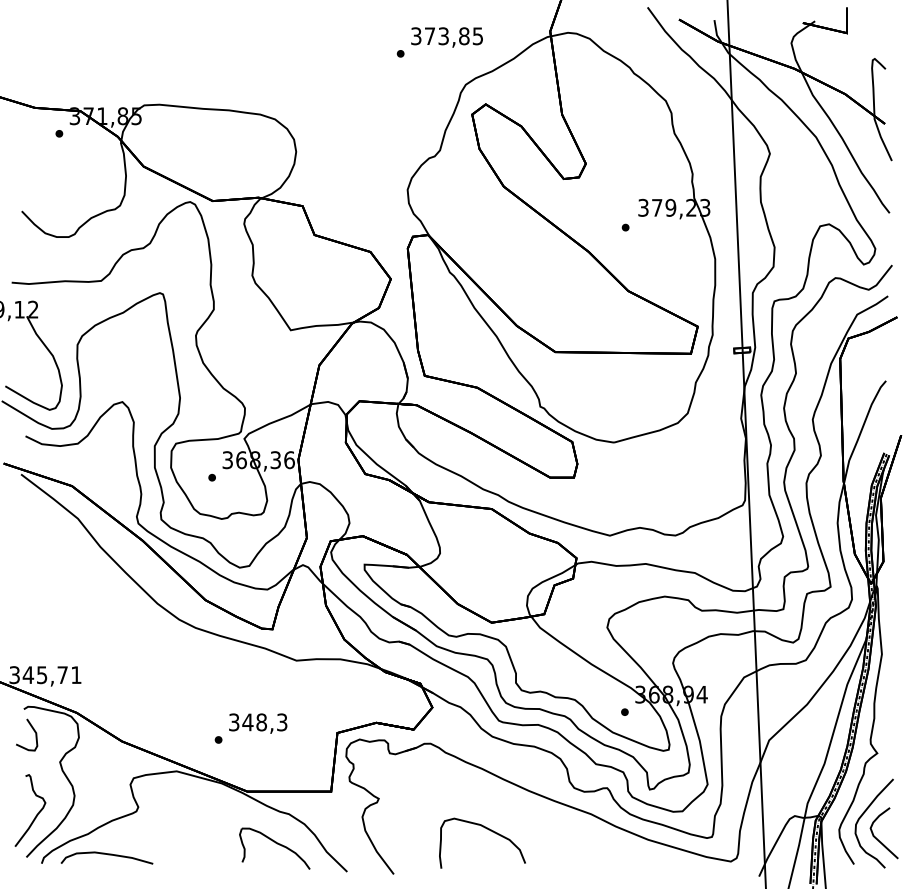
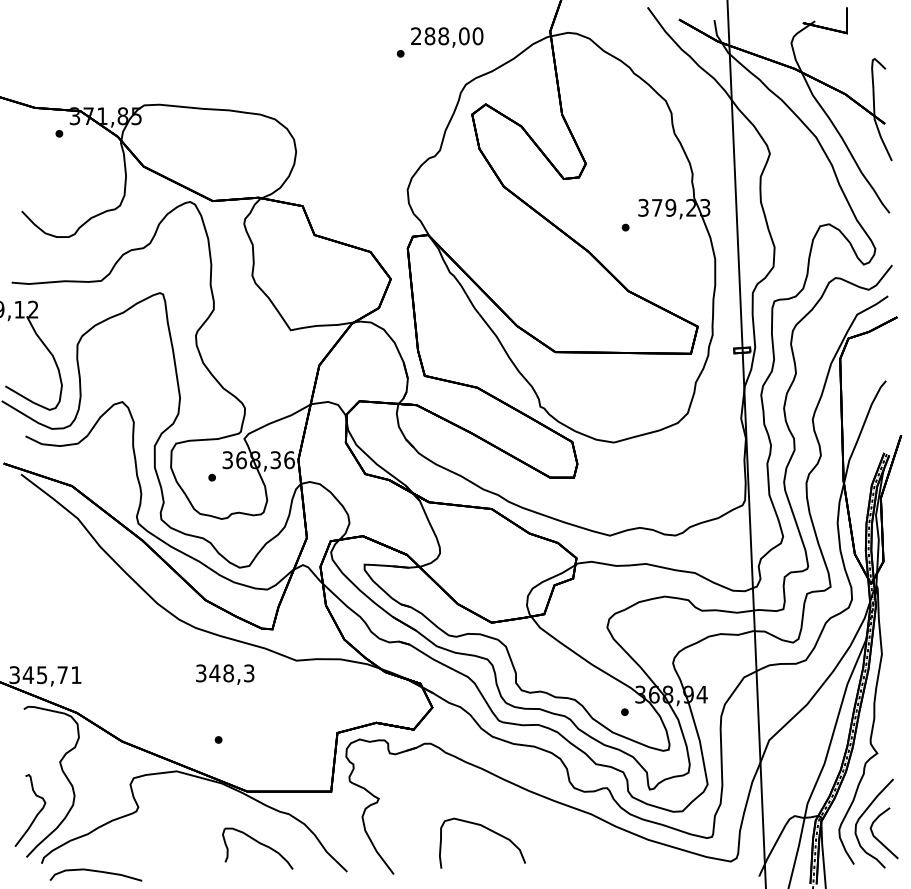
text: 373,85 -> 288,00 (447, 36)
text position: (258, 723) -> (225, 674) (225, 674)
curve: present -> none (32, 729)
part position: (274, 848) -> (257, 848) (257, 848)
curve position: (108, 855) -> (97, 872) (97, 872)
